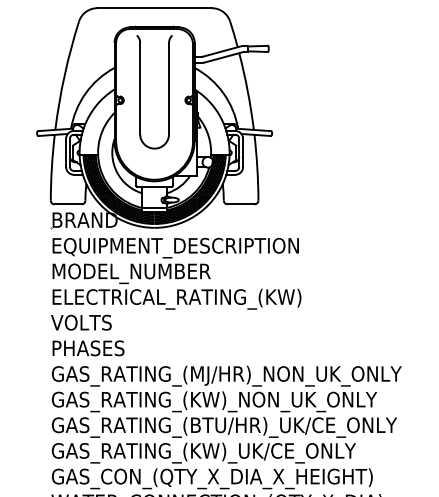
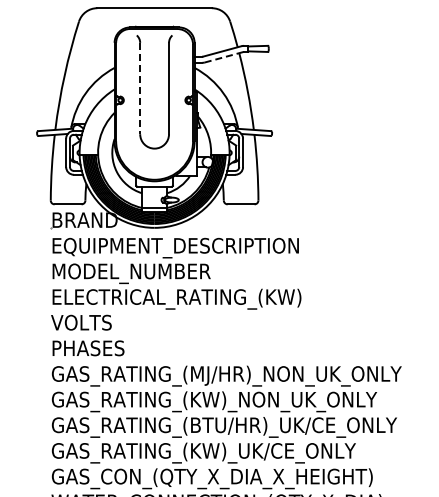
line: solid -> dashed (224, 57)
line: solid -> dashed (140, 88)
